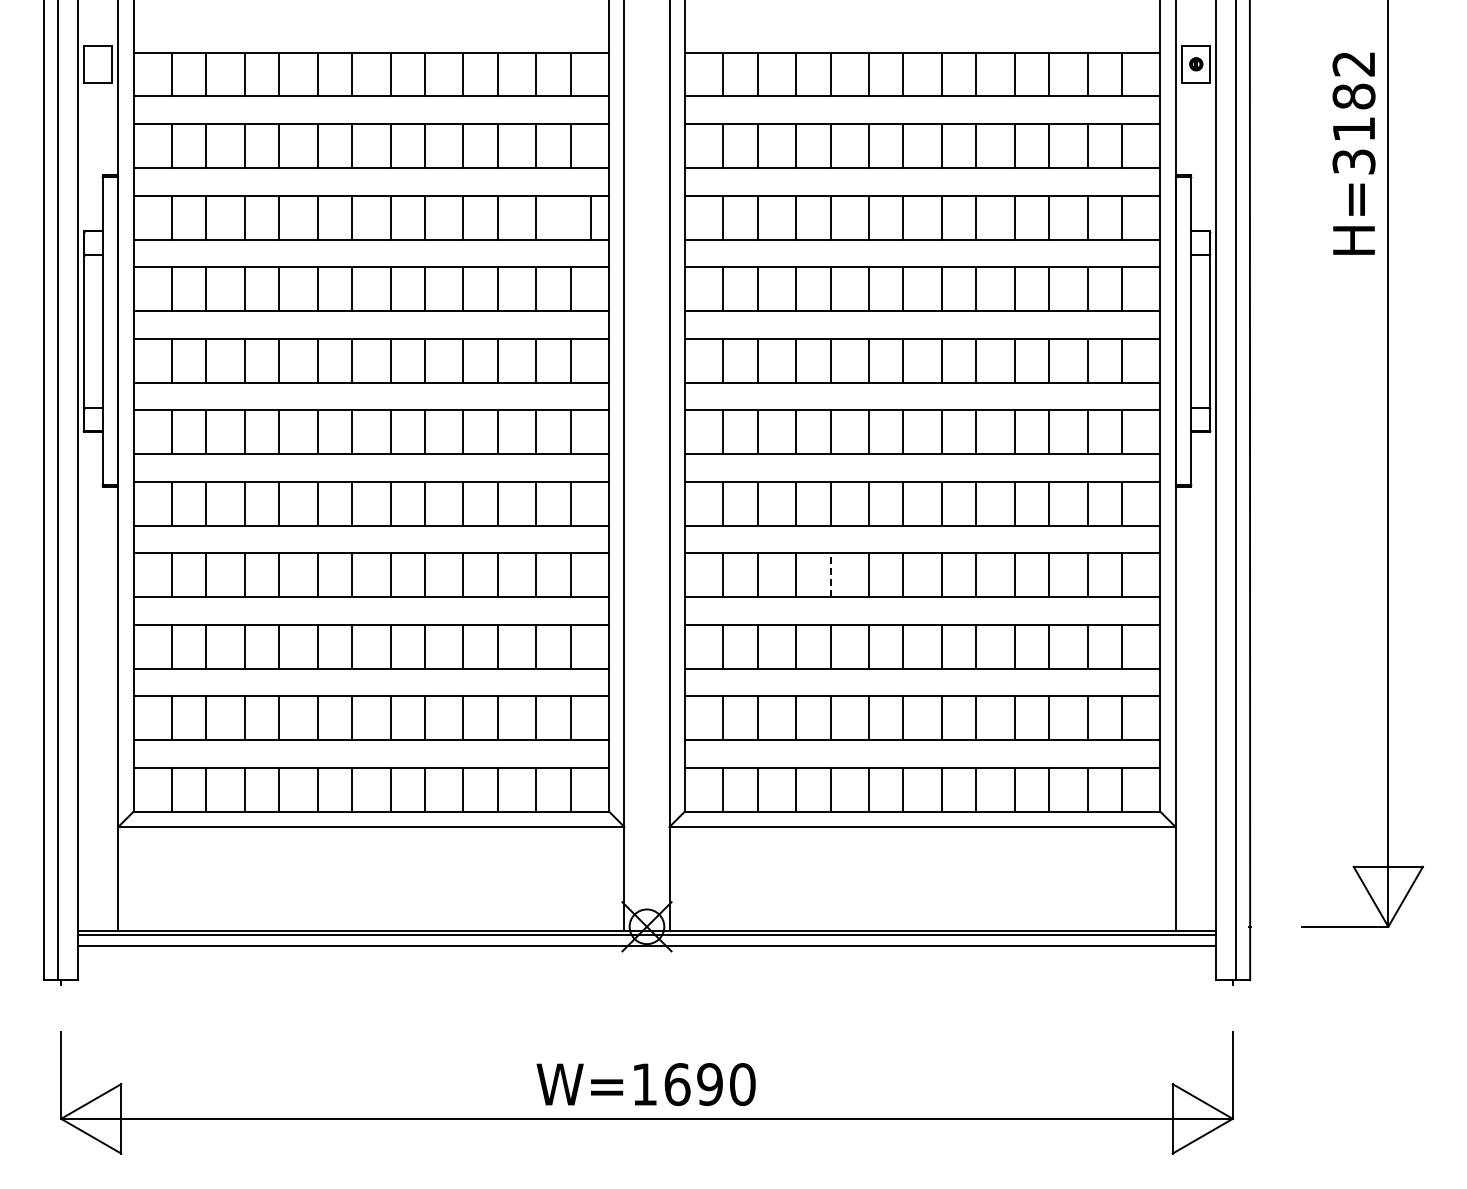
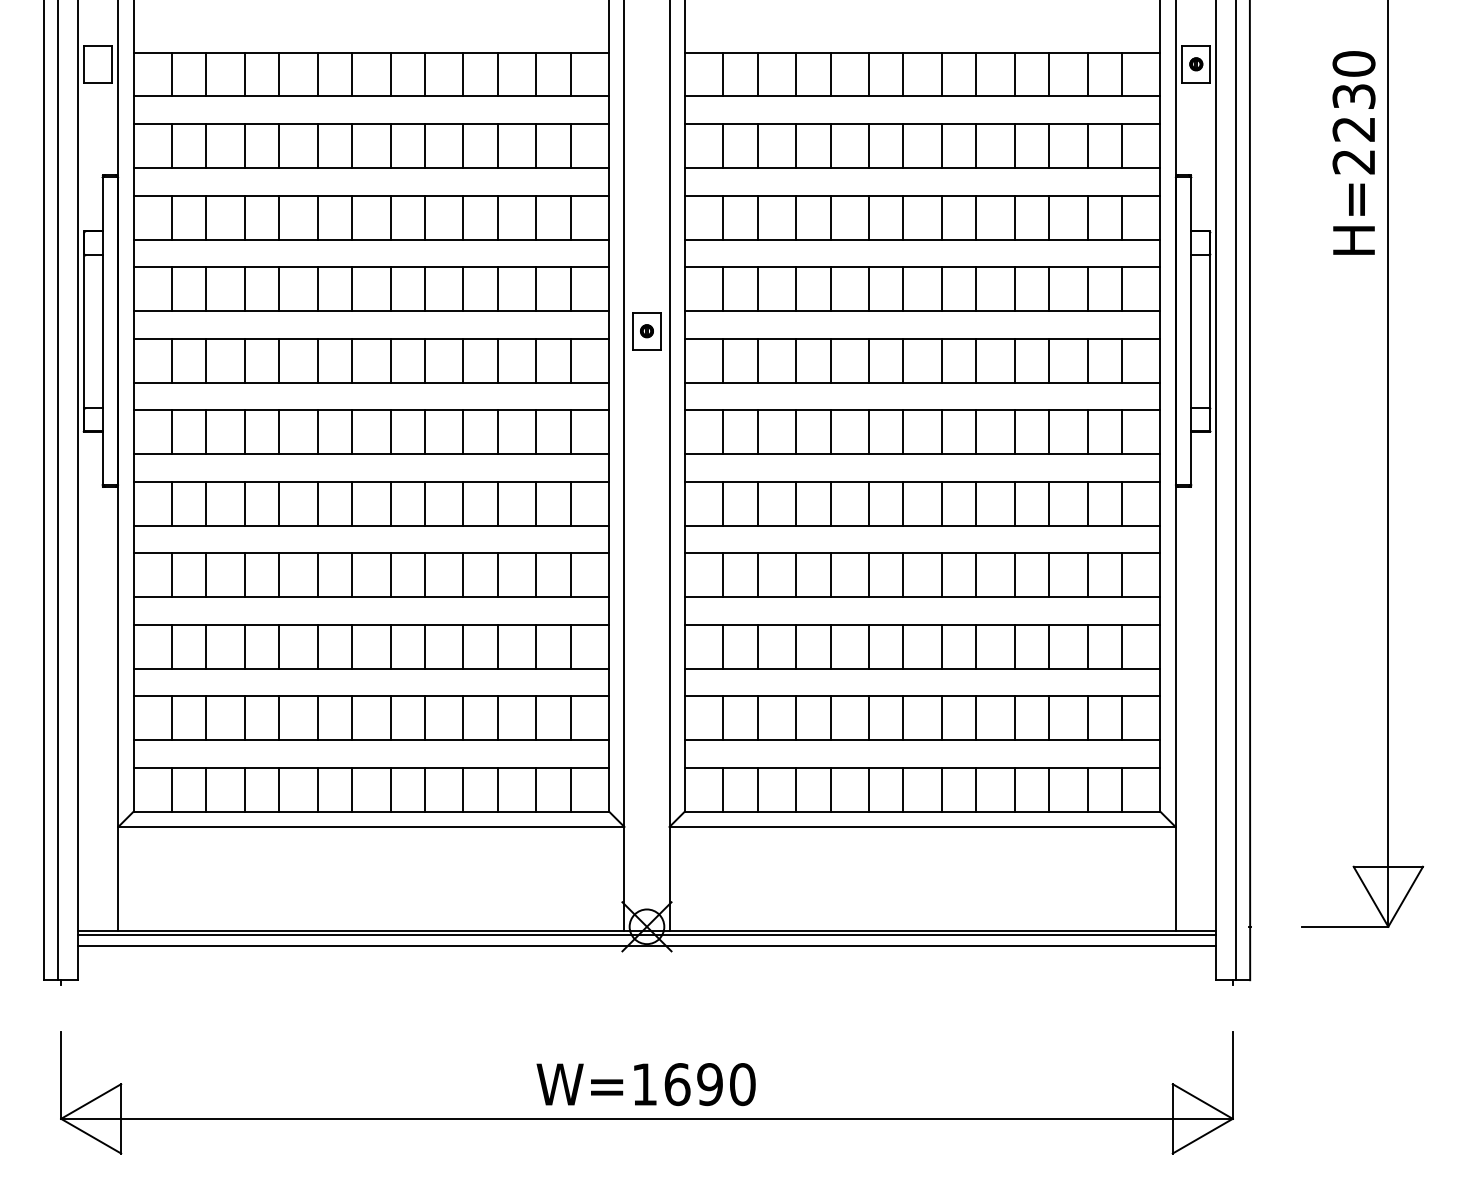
text: H=3182 -> H=2230 (1353, 112)
line position: (591, 217) -> (571, 217) (571, 217)
part: none -> present (646, 331)
line: dashed -> solid (830, 575)
